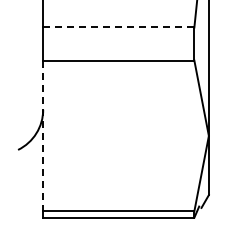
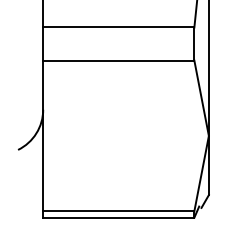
line: dashed -> solid (118, 27)
line: dashed -> solid (43, 136)
